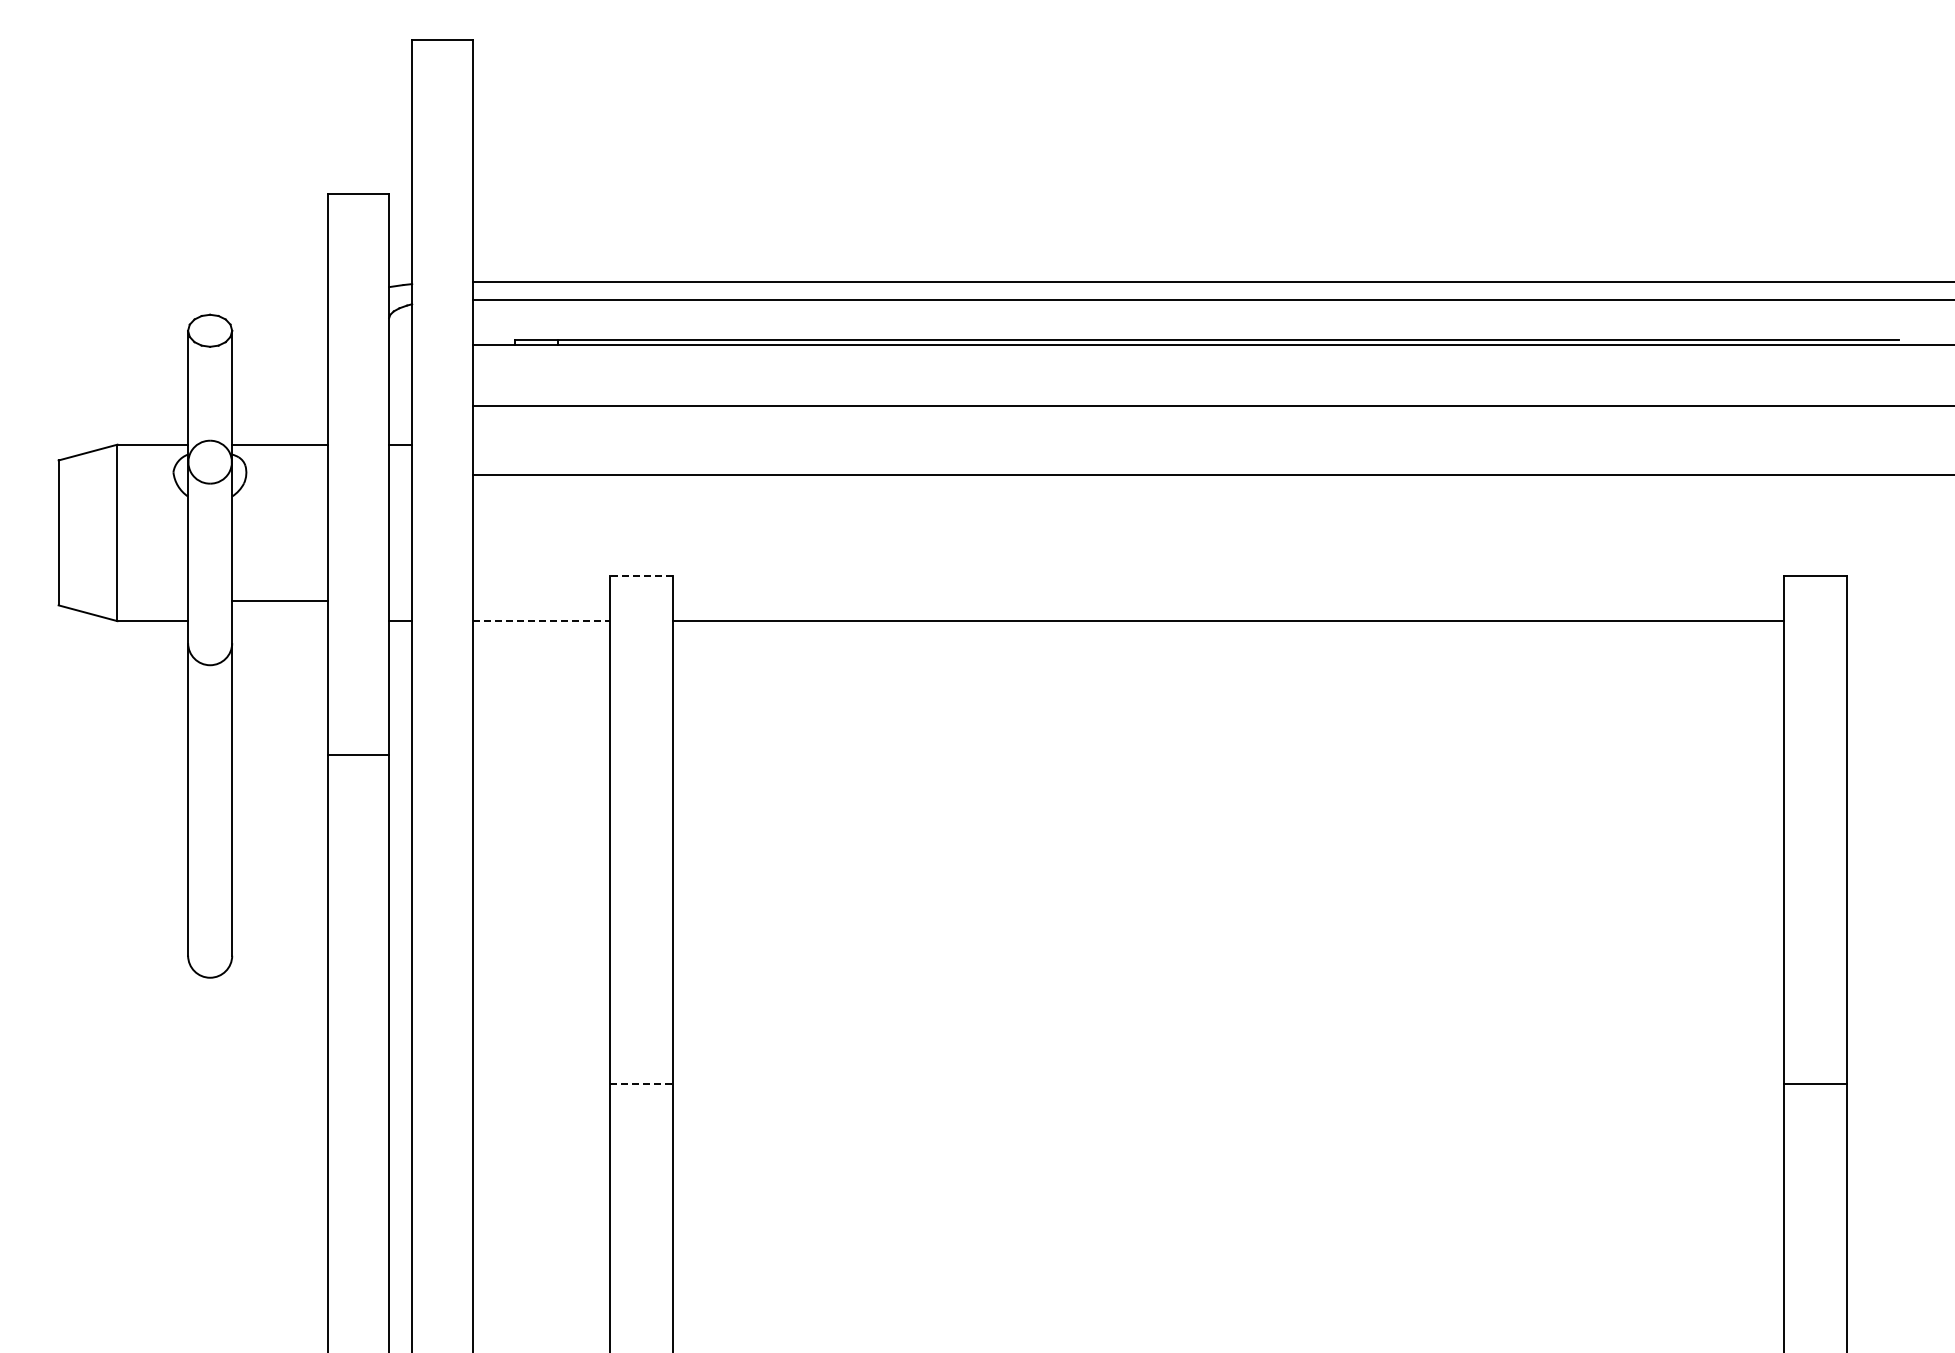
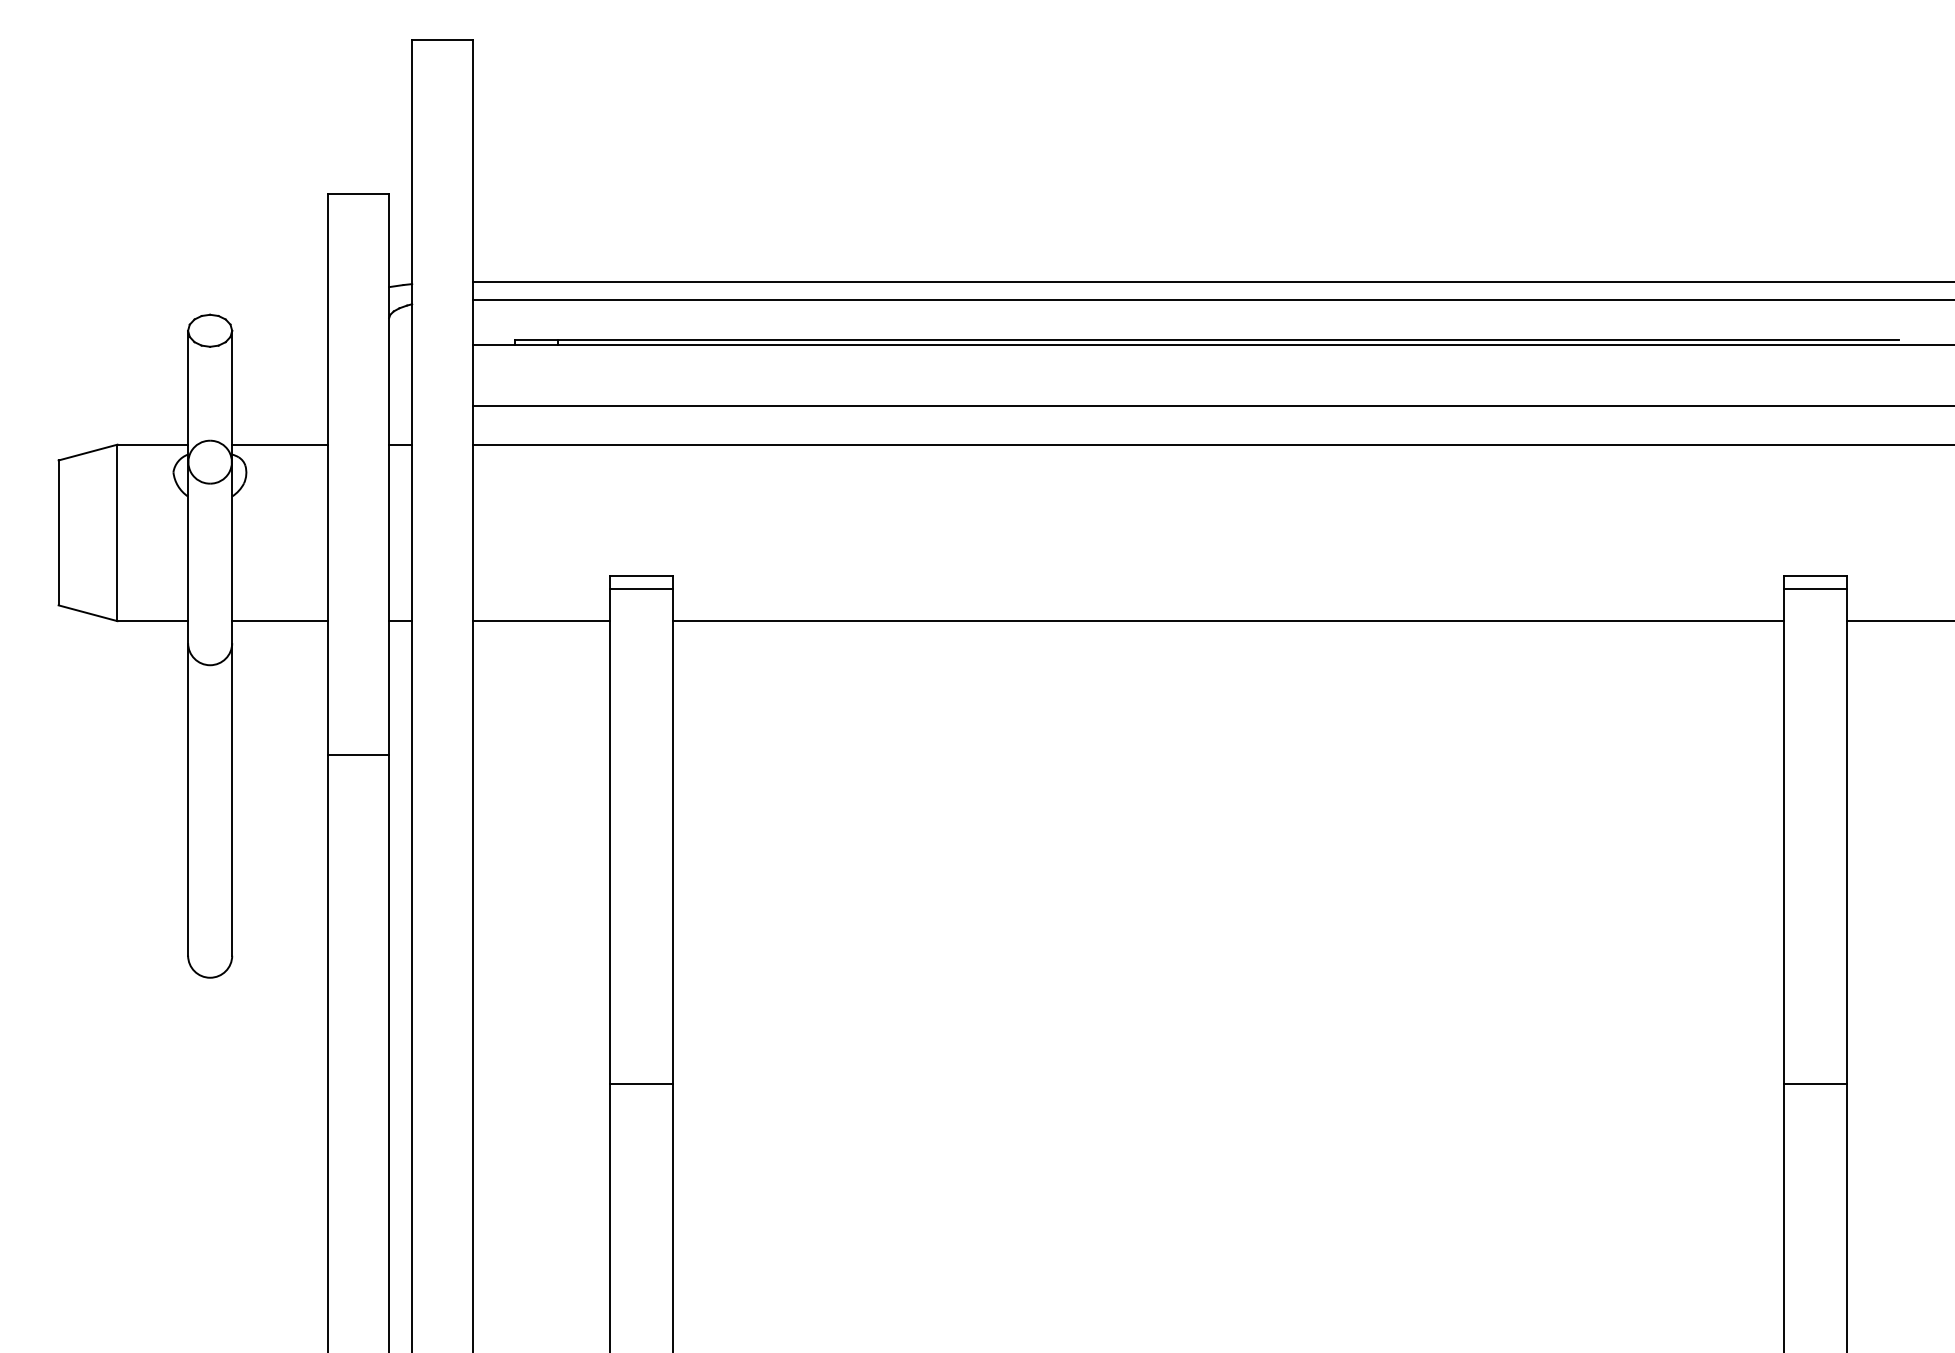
line position: (1212, 474) -> (1212, 444) (1212, 444)
line: dashed -> solid (640, 576)
line: none -> present (640, 588)
line: none -> present (1815, 588)
line position: (280, 601) -> (280, 621) (280, 621)
line: dashed -> solid (542, 621)
line: none -> present (1899, 621)
line: dashed -> solid (641, 1084)
